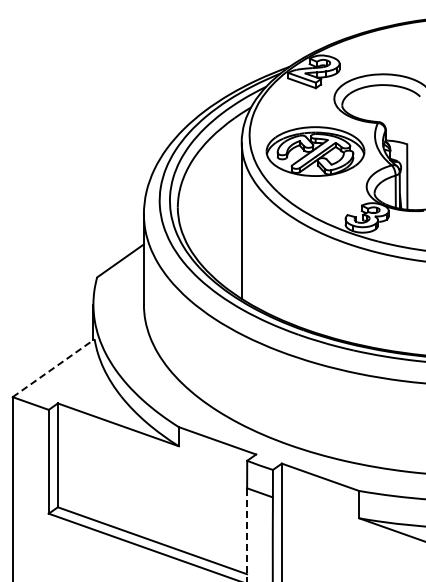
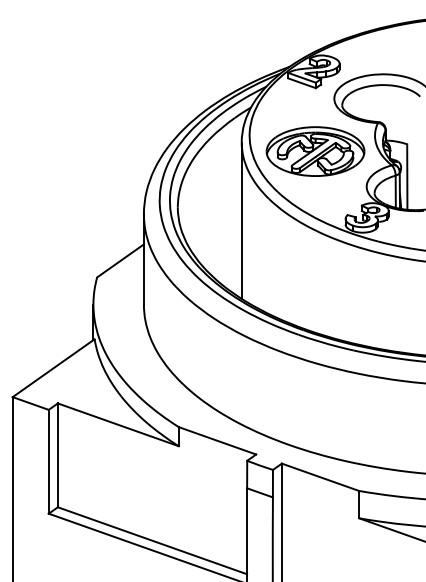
line: dashed -> solid (54, 367)
line: dashed -> solid (247, 535)
